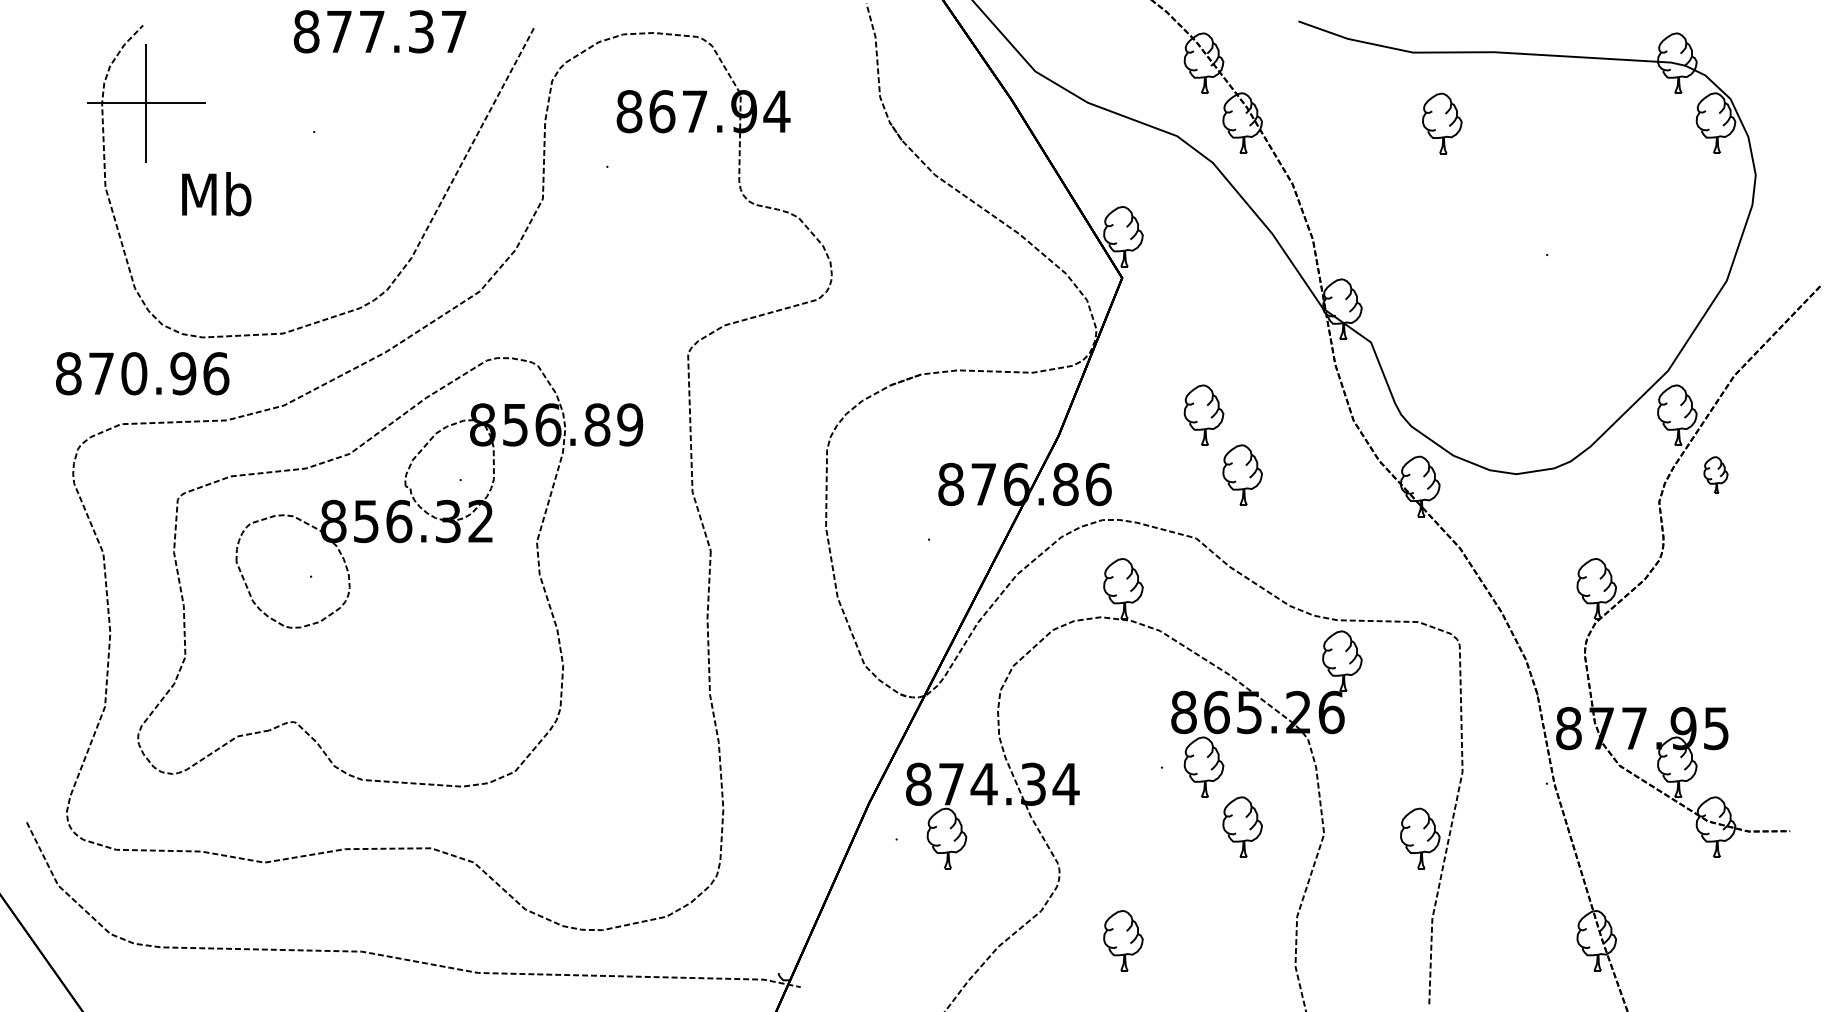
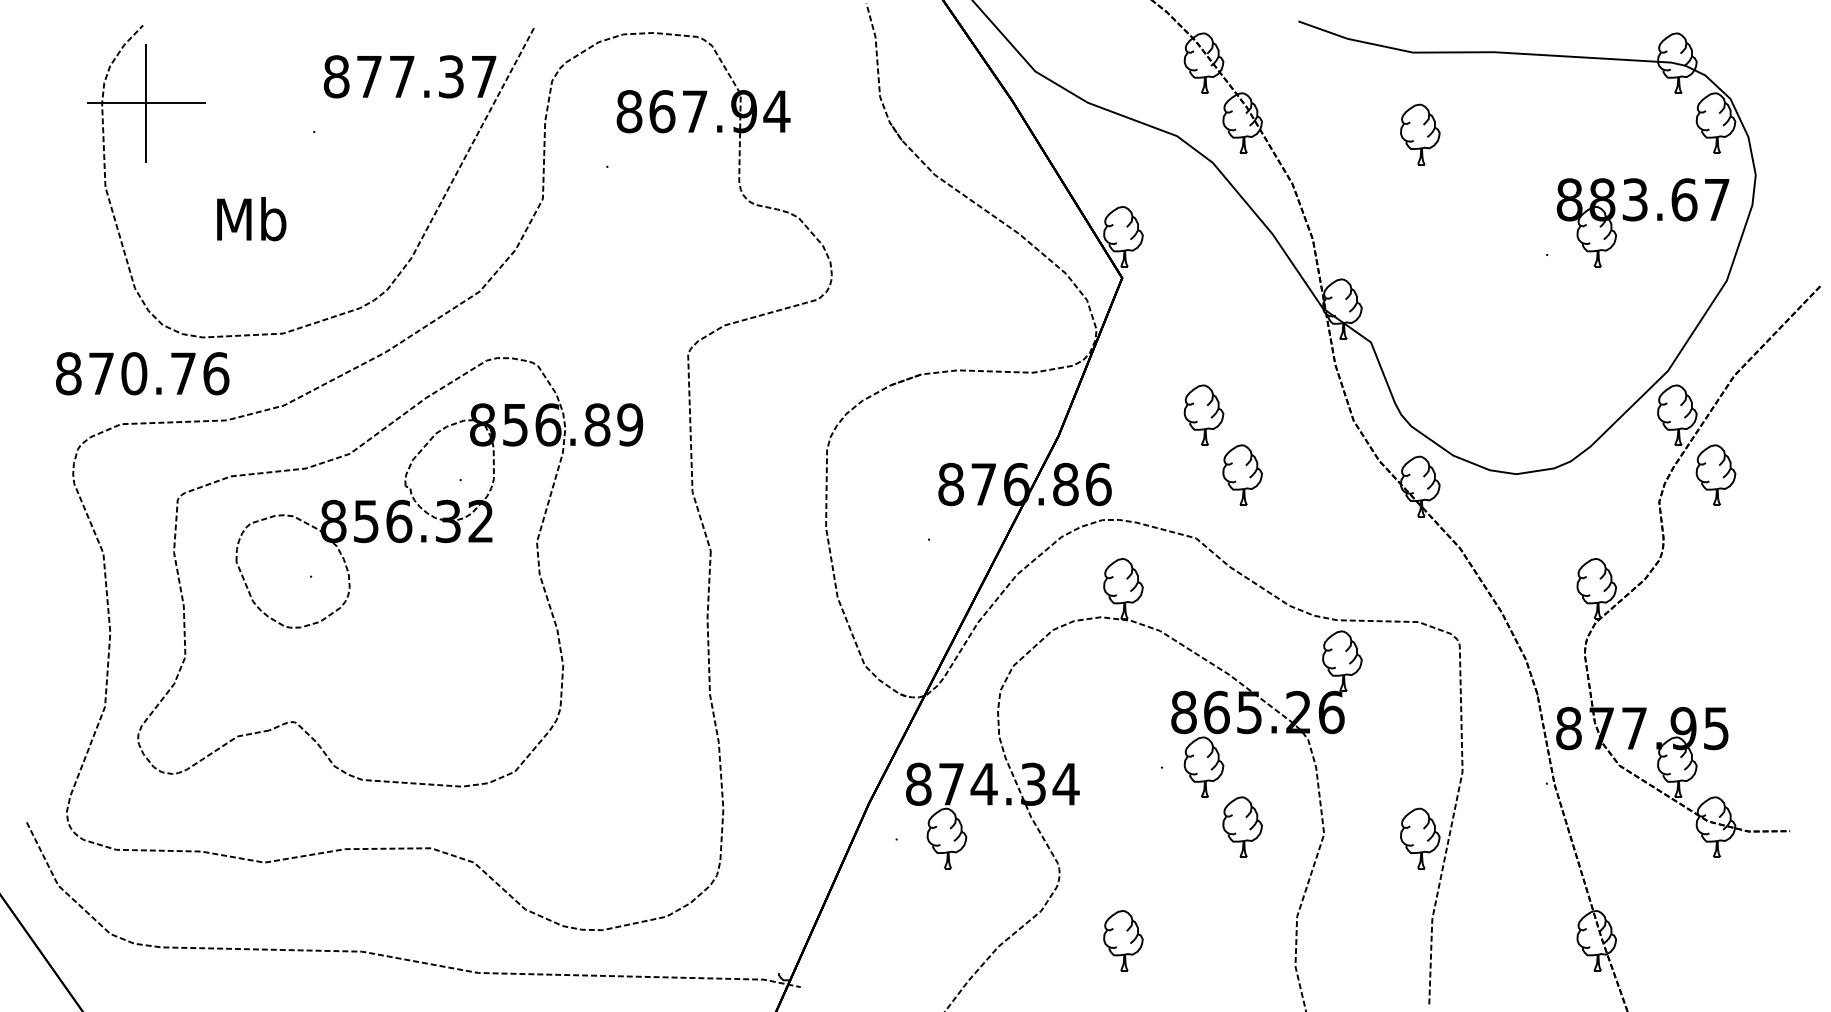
text position: (379, 31) -> (409, 76) (409, 76)
part position: (1442, 123) -> (1420, 134) (1420, 134)
text position: (216, 194) -> (251, 219) (251, 219)
part: none -> present (1642, 222)
text: 870.96 -> 870.76 (183, 373)
part size: 26x38 px -> 42x62 px (1715, 474)
